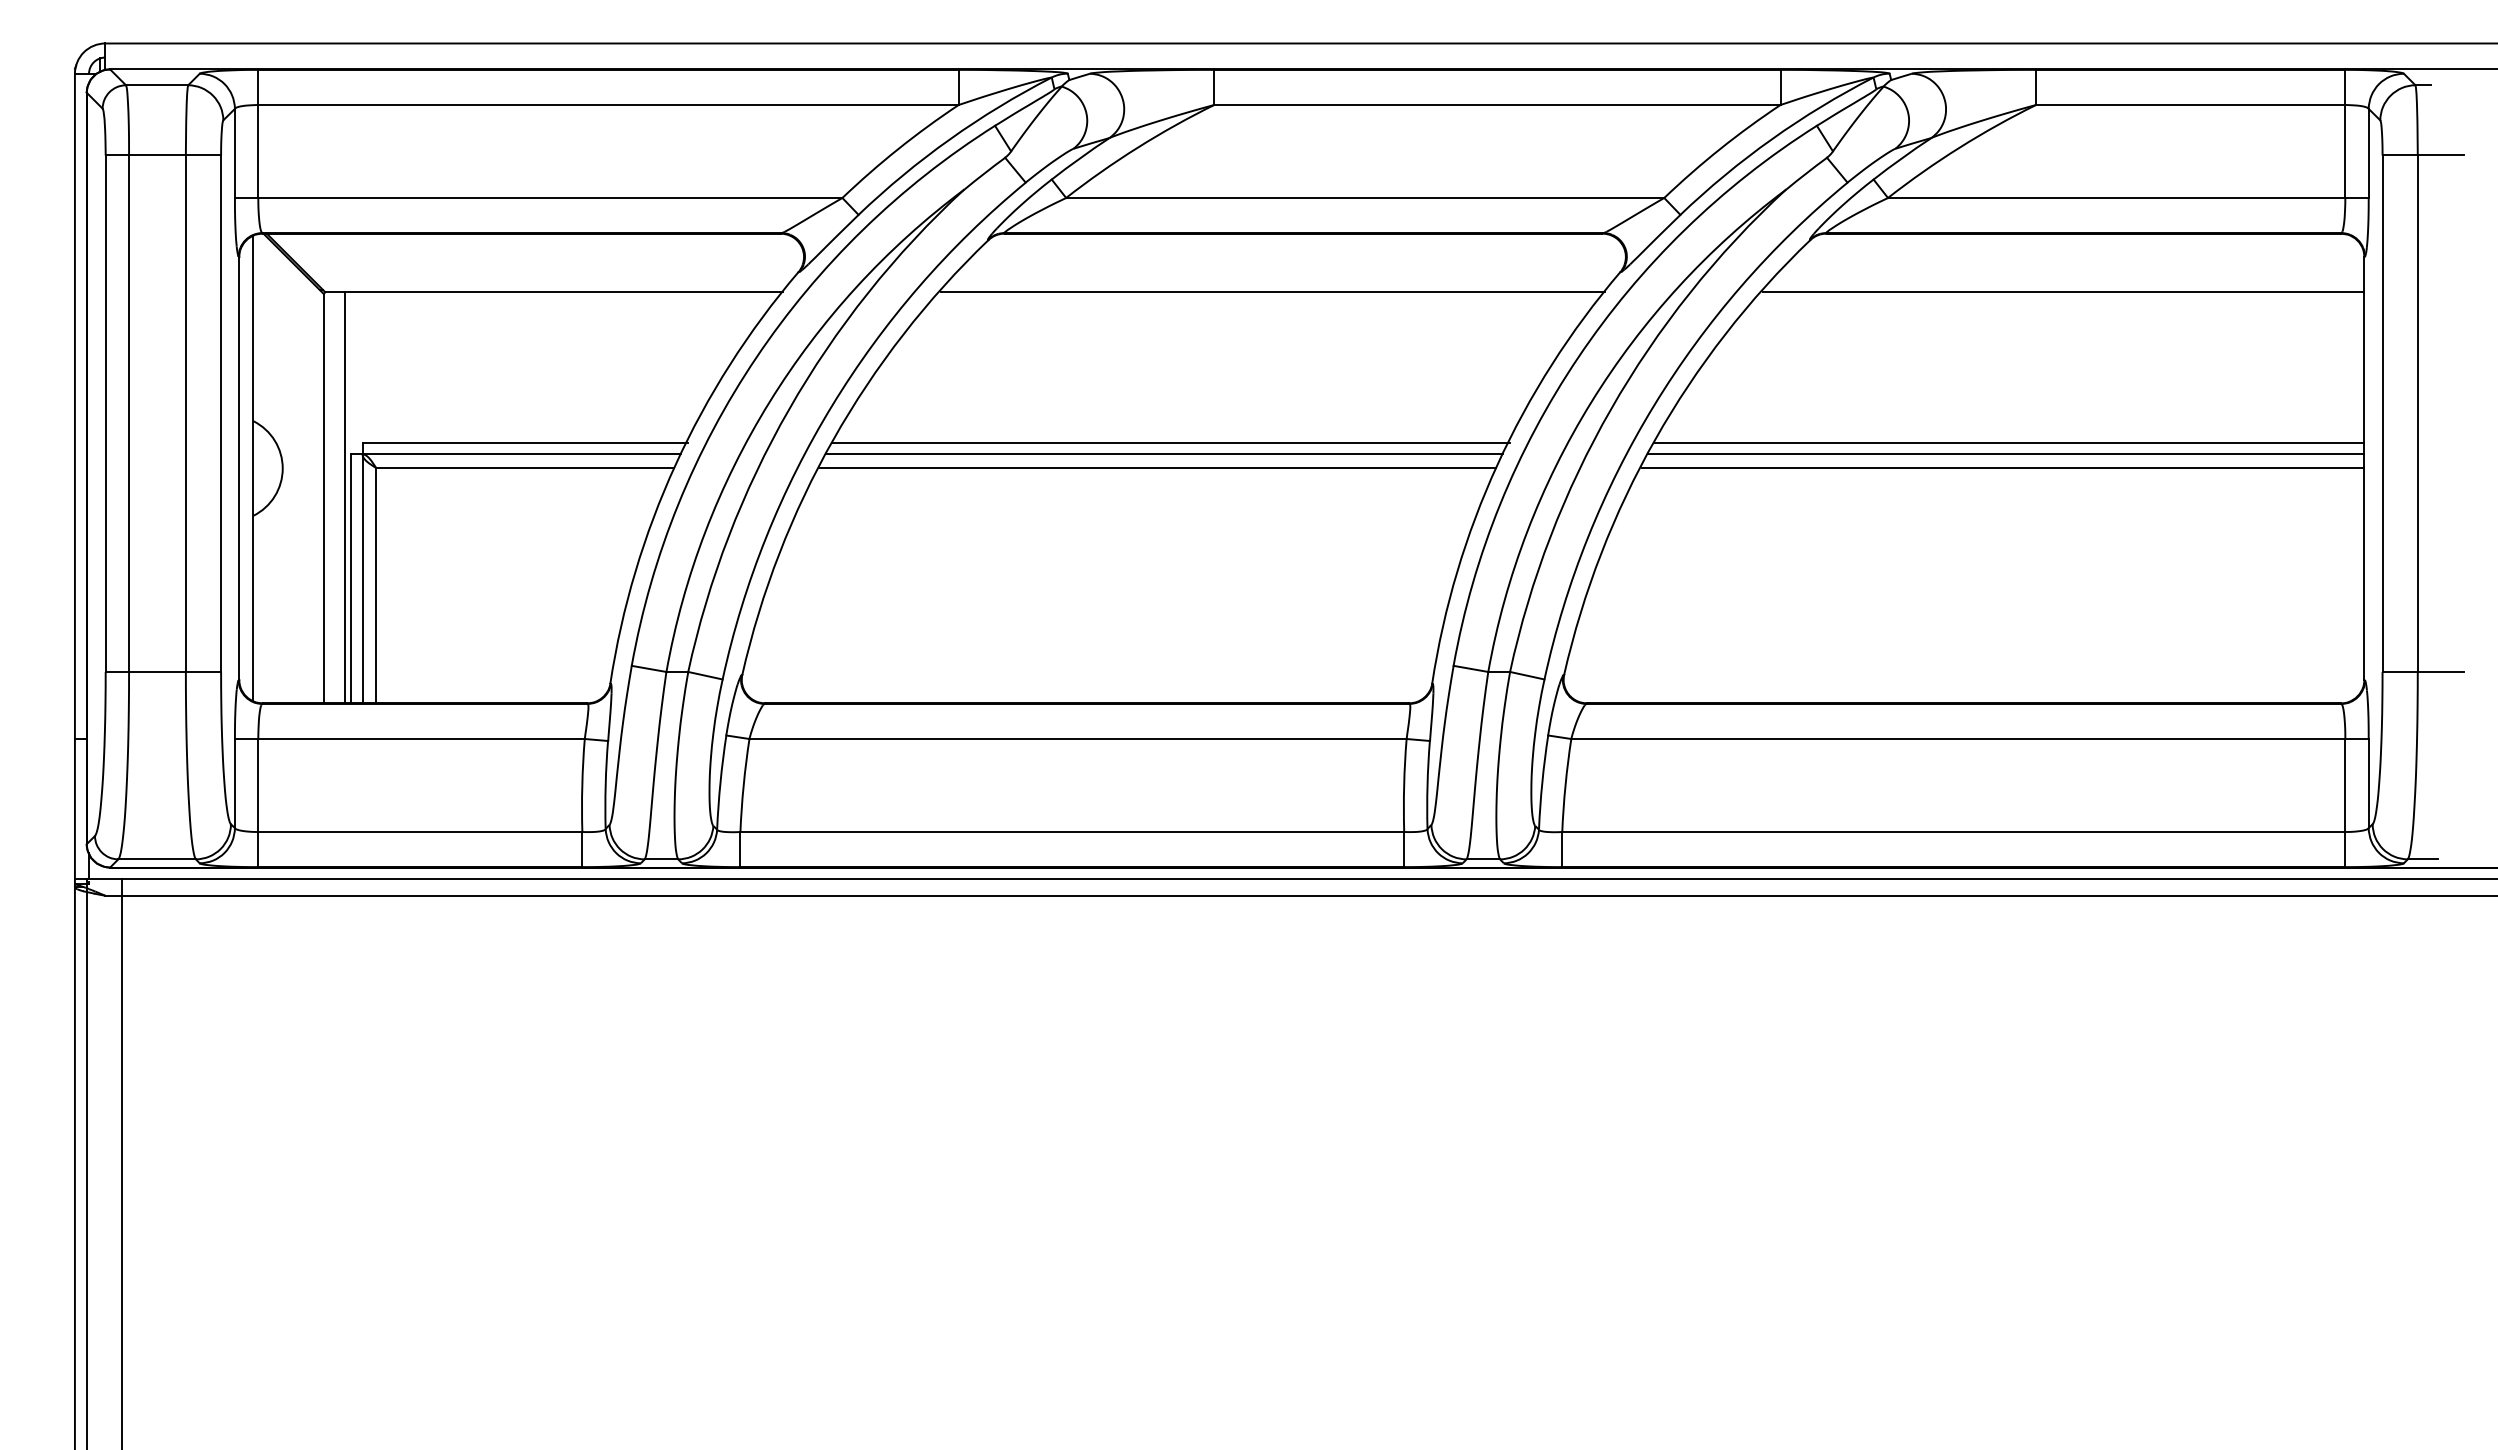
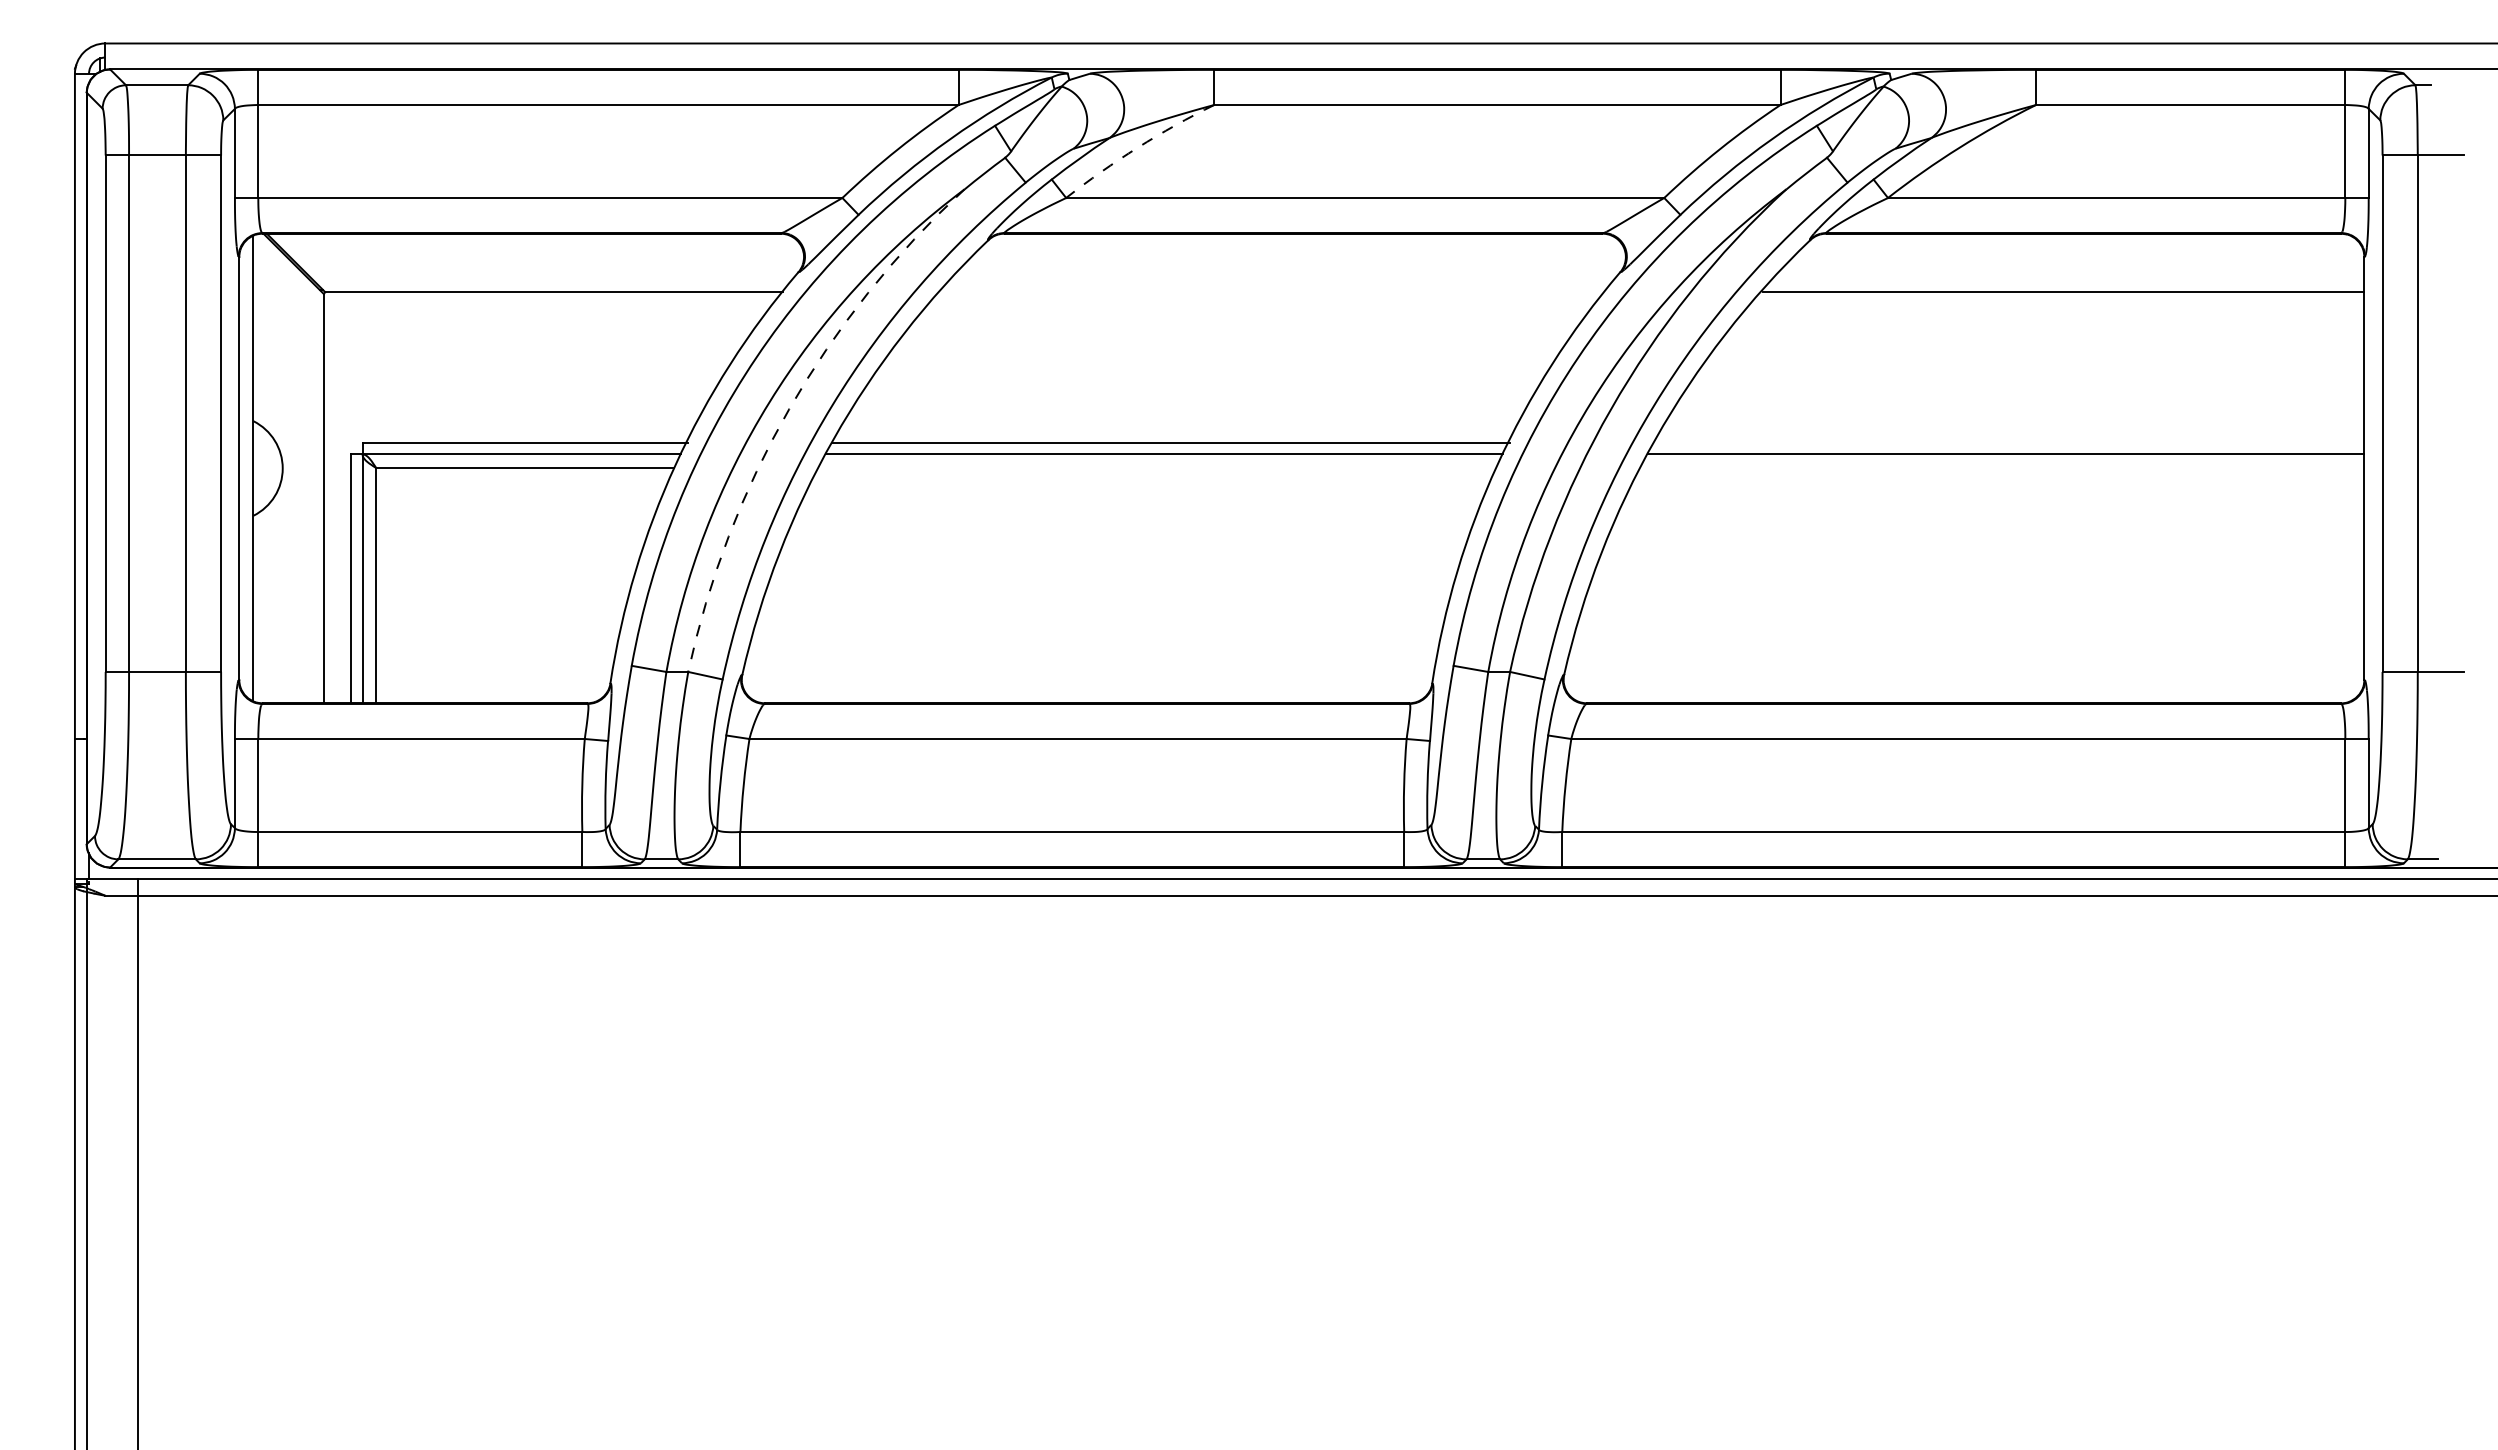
arc: solid -> dashed (1137, 147)
line: present -> none (1273, 292)
arc: solid -> dashed (789, 409)
line: present -> none (2008, 442)
line: present -> none (1157, 468)
line: present -> none (2002, 468)
line: present -> none (344, 497)
line position: (121, 1162) -> (137, 1162) (137, 1162)
